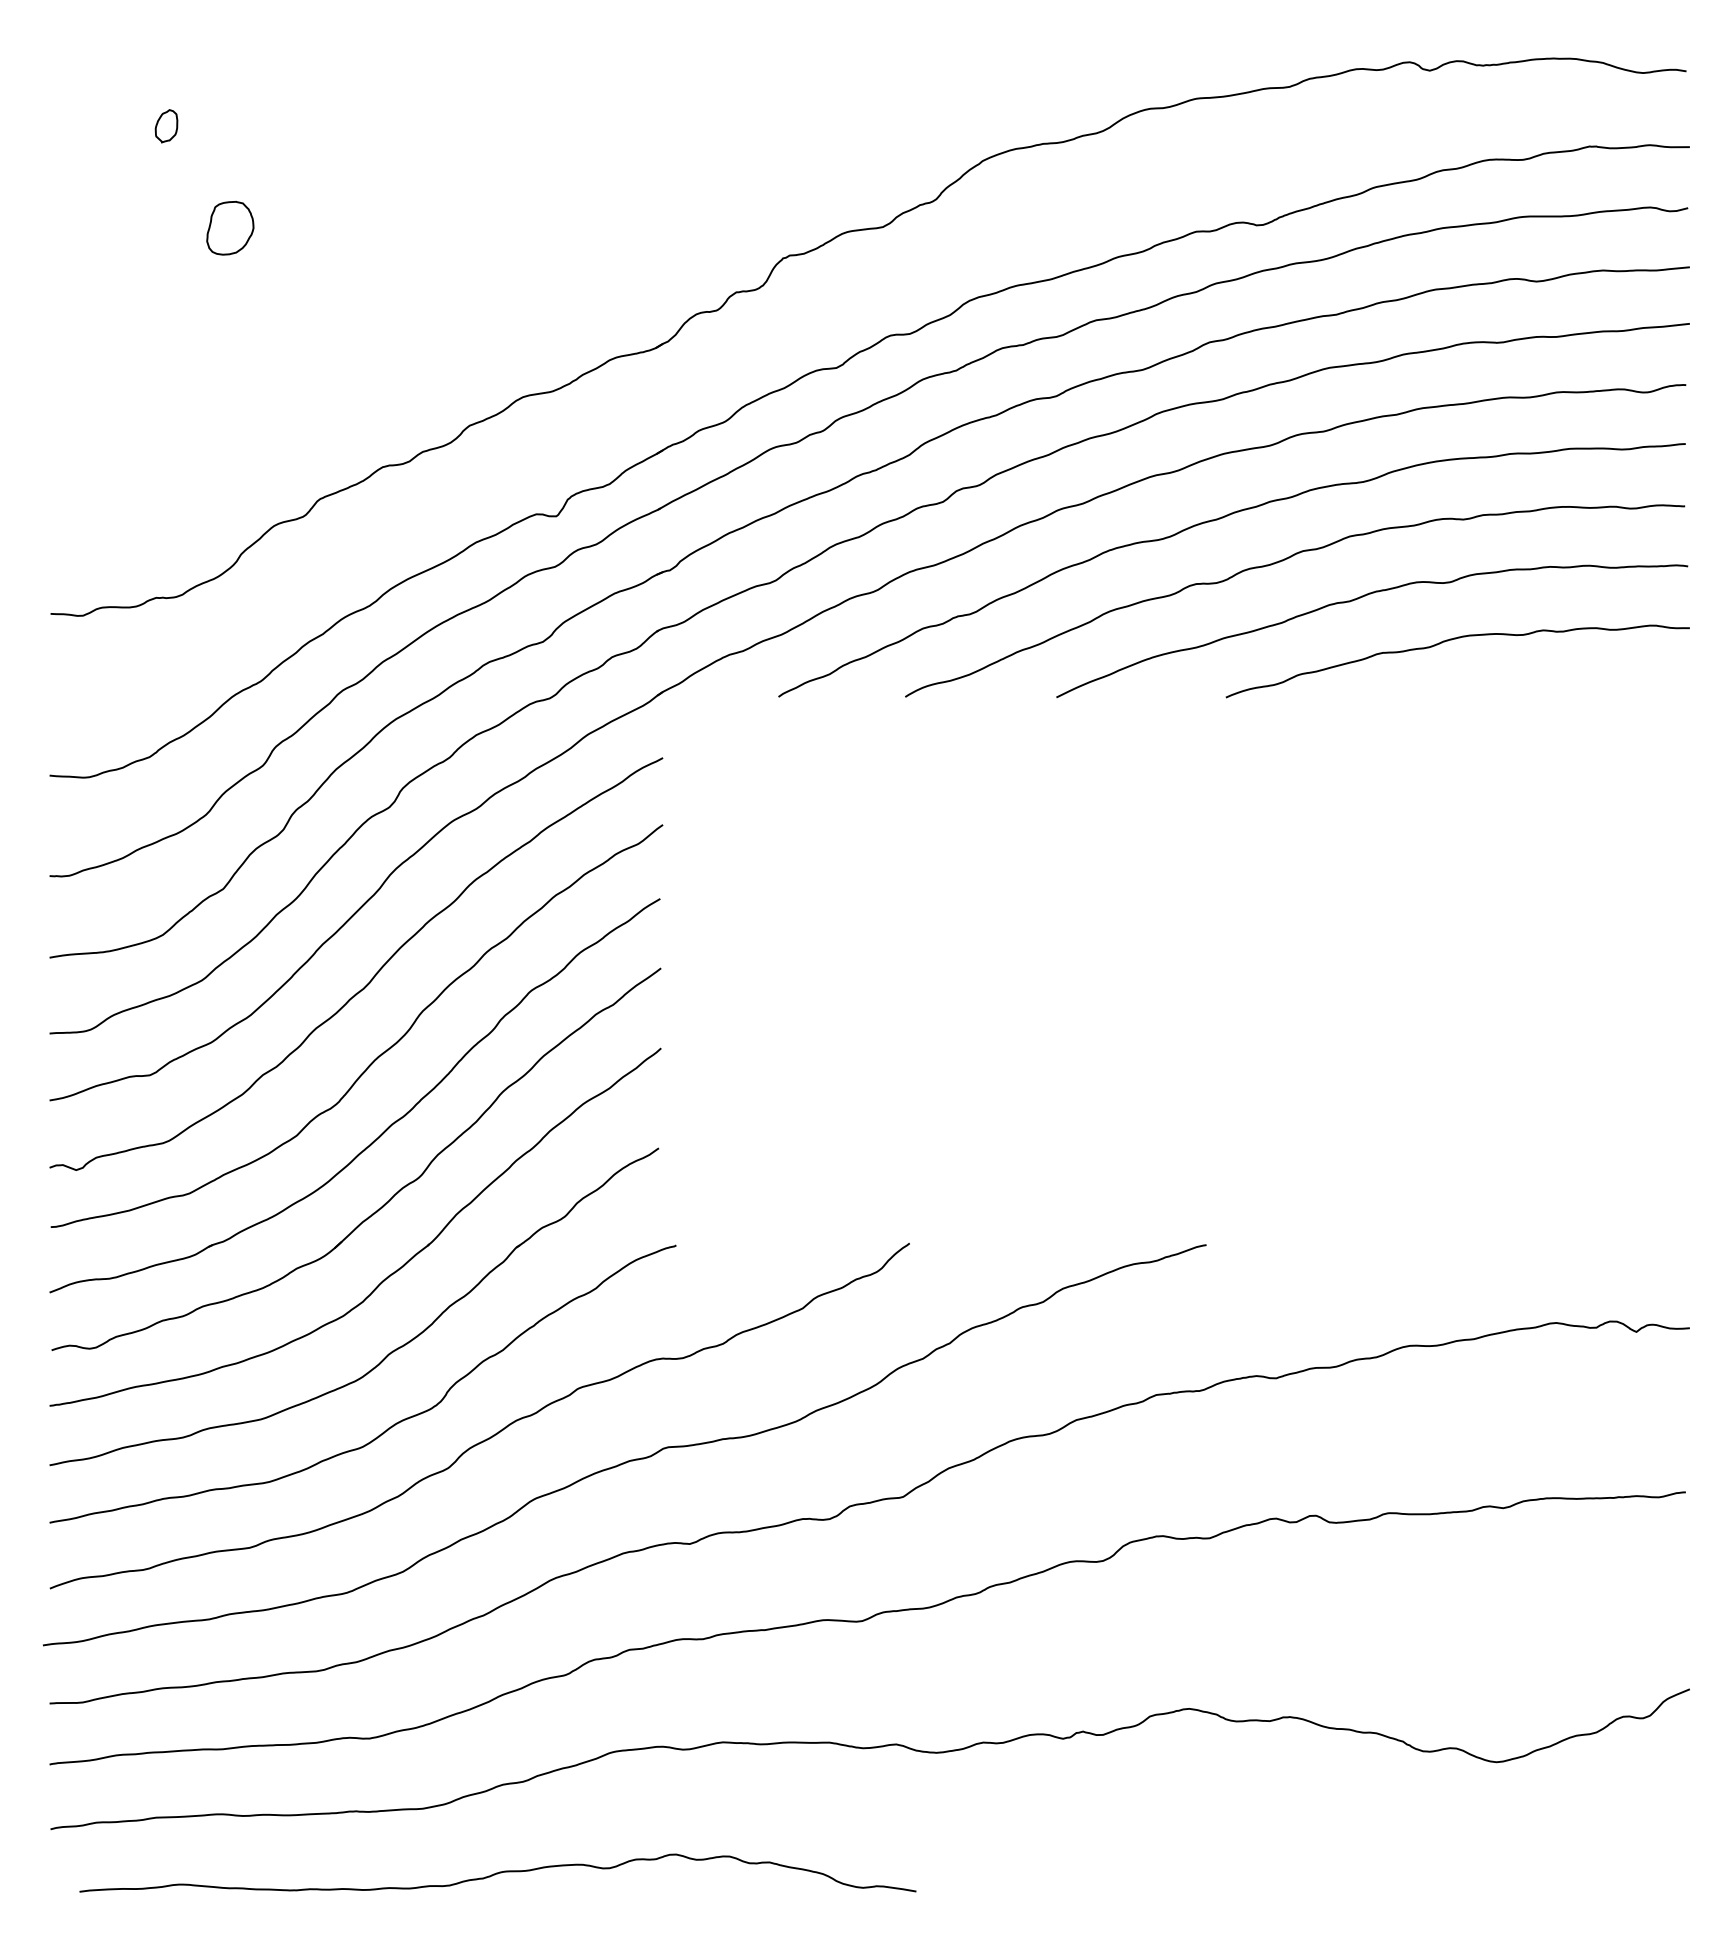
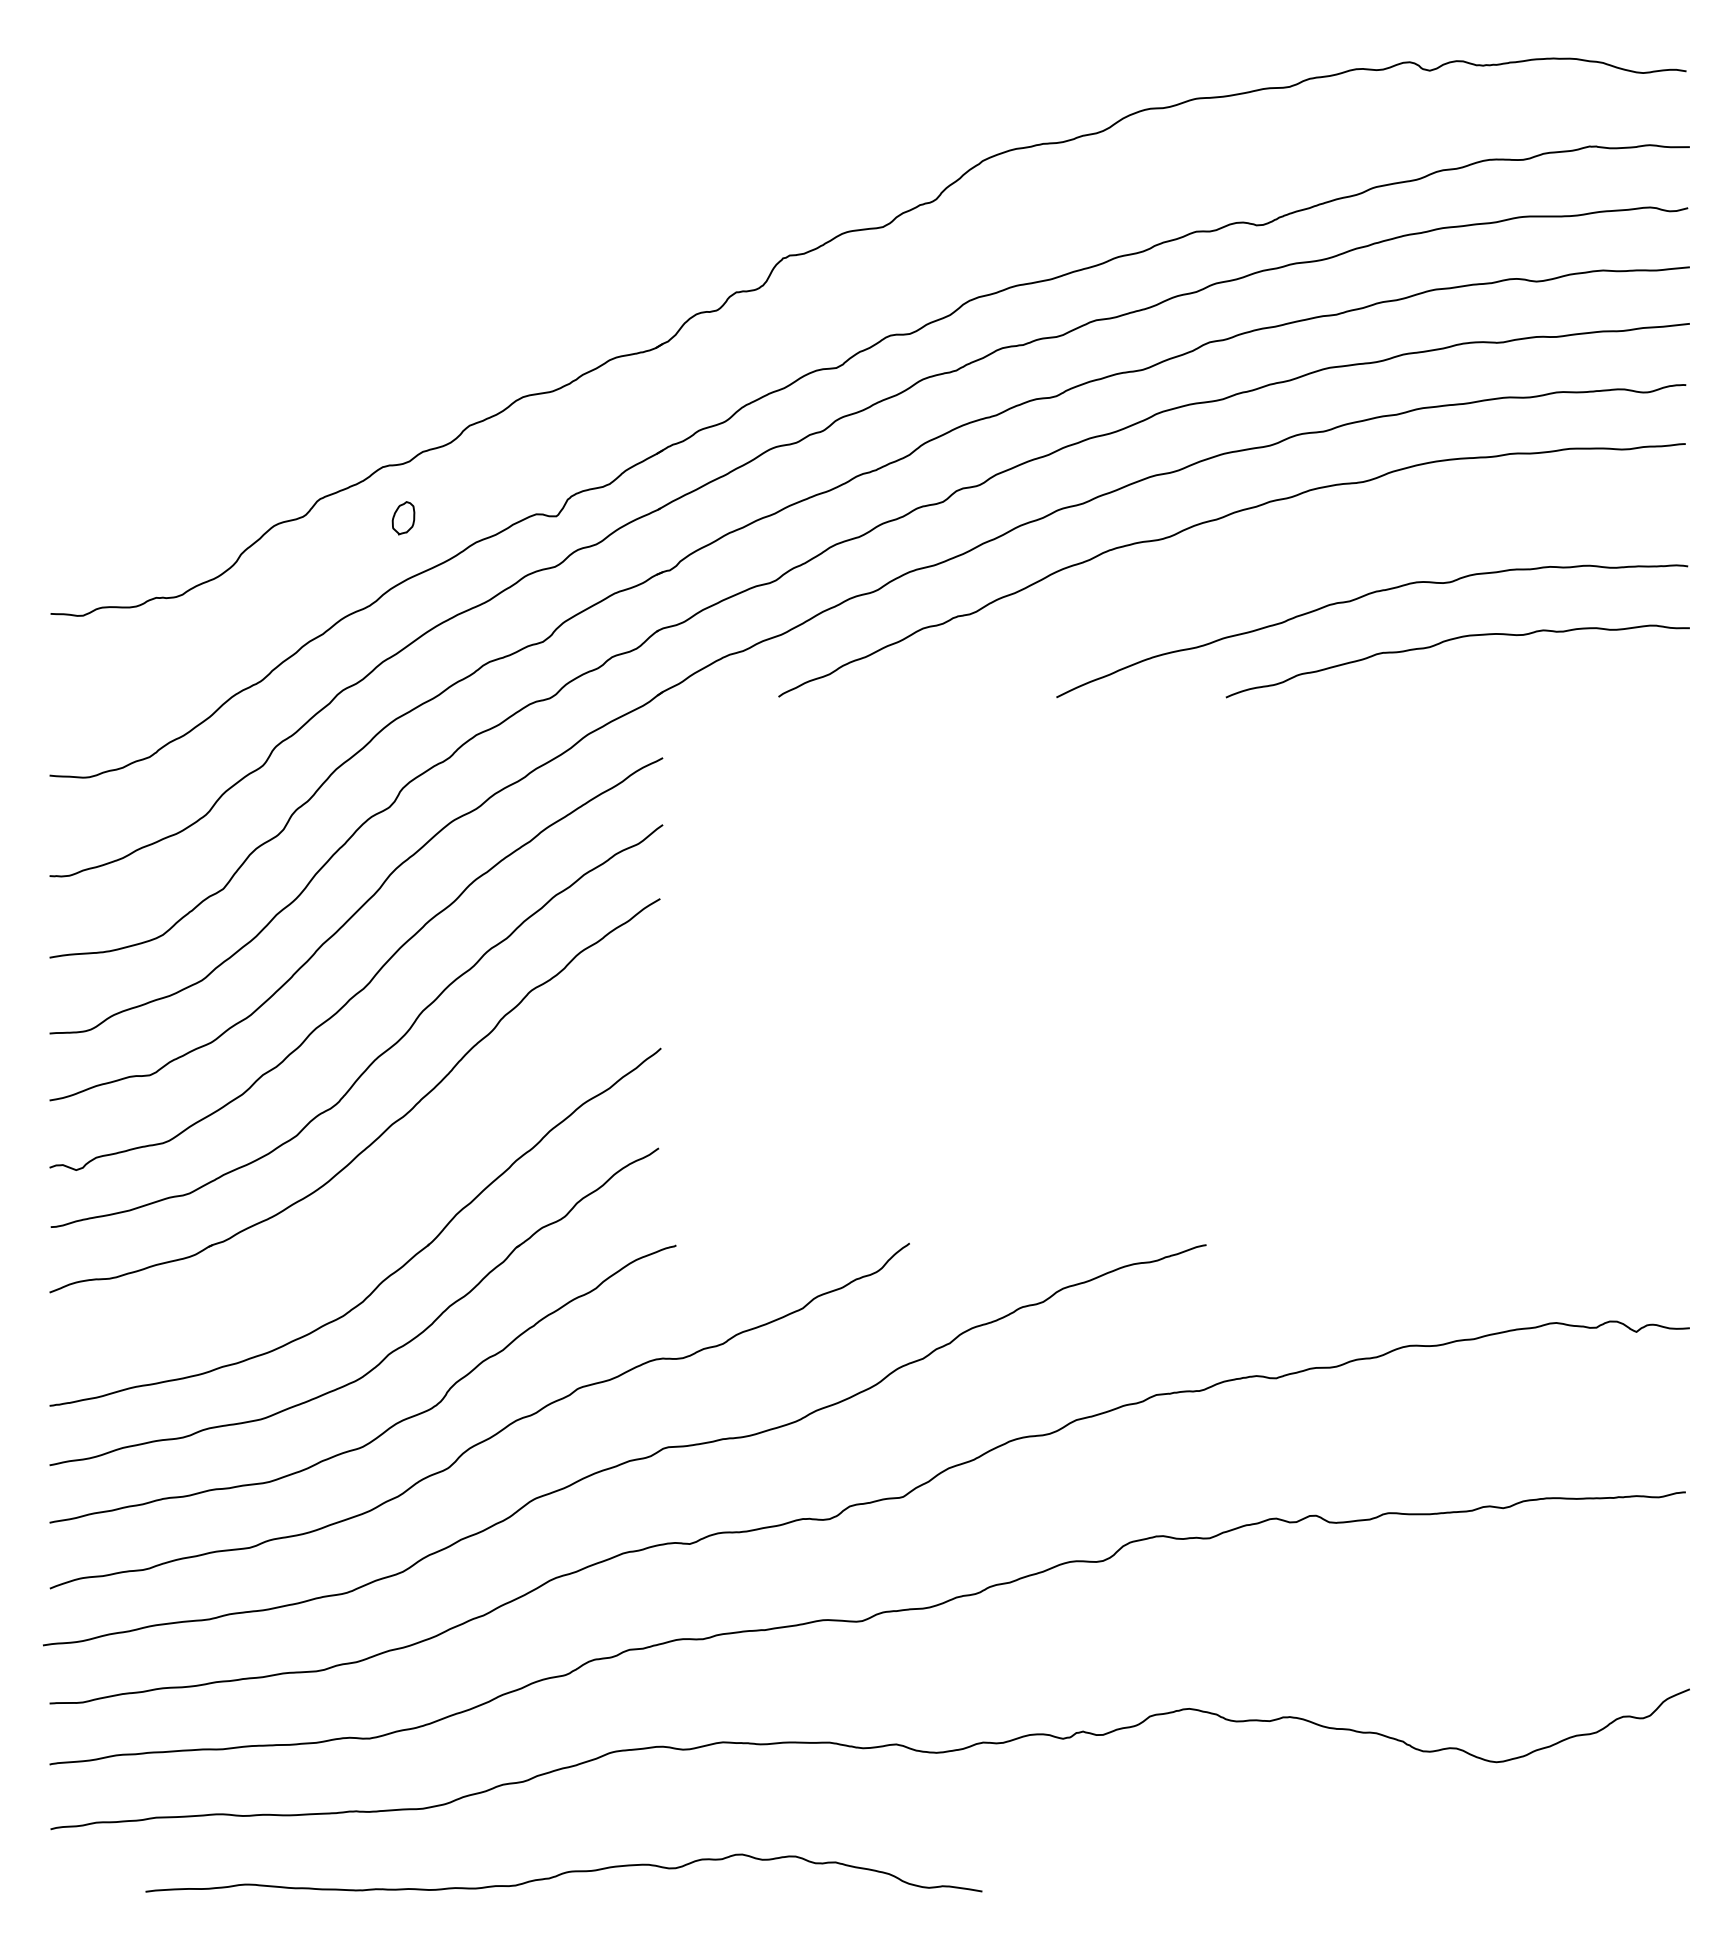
part position: (166, 126) -> (403, 518) (403, 518)
part: present -> none (230, 228)
curve: present -> none (1280, 562)
part: present -> none (393, 1195)
curve position: (497, 1872) -> (563, 1872) (563, 1872)
